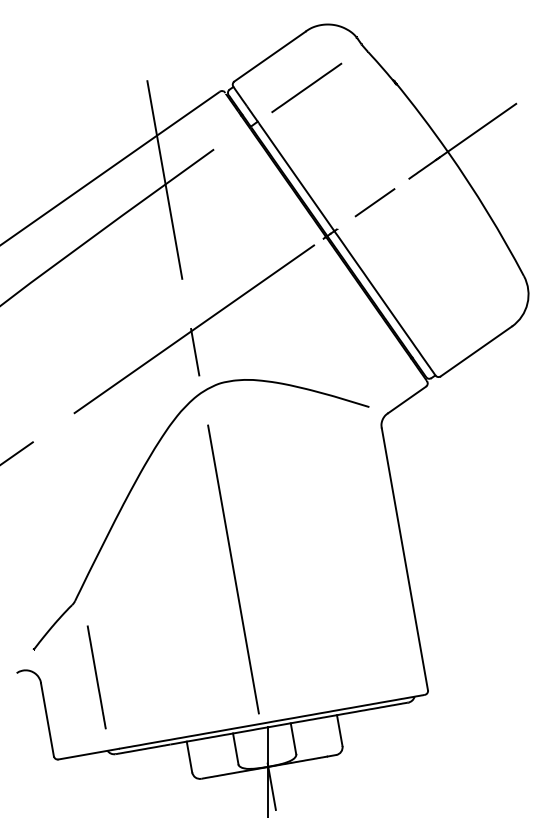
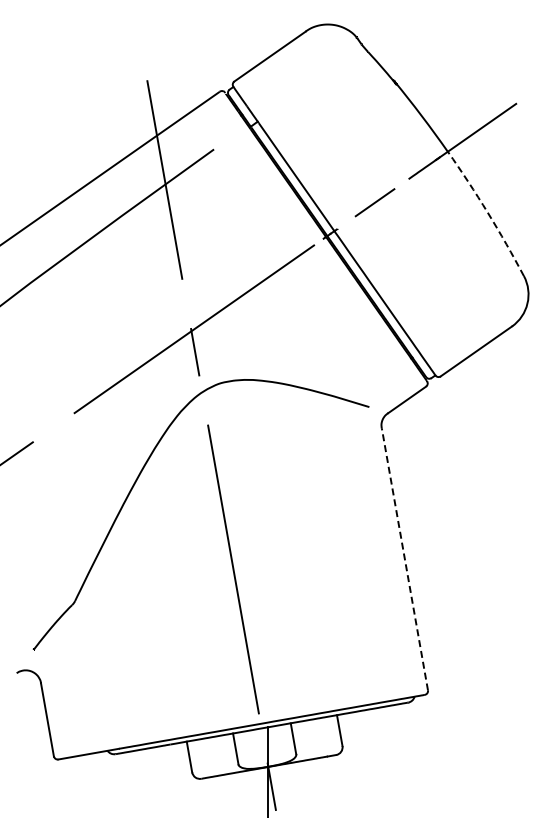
line: present -> none (306, 87)
arc: solid -> dashed (487, 212)
line: solid -> dashed (404, 559)
line: present -> none (96, 677)
